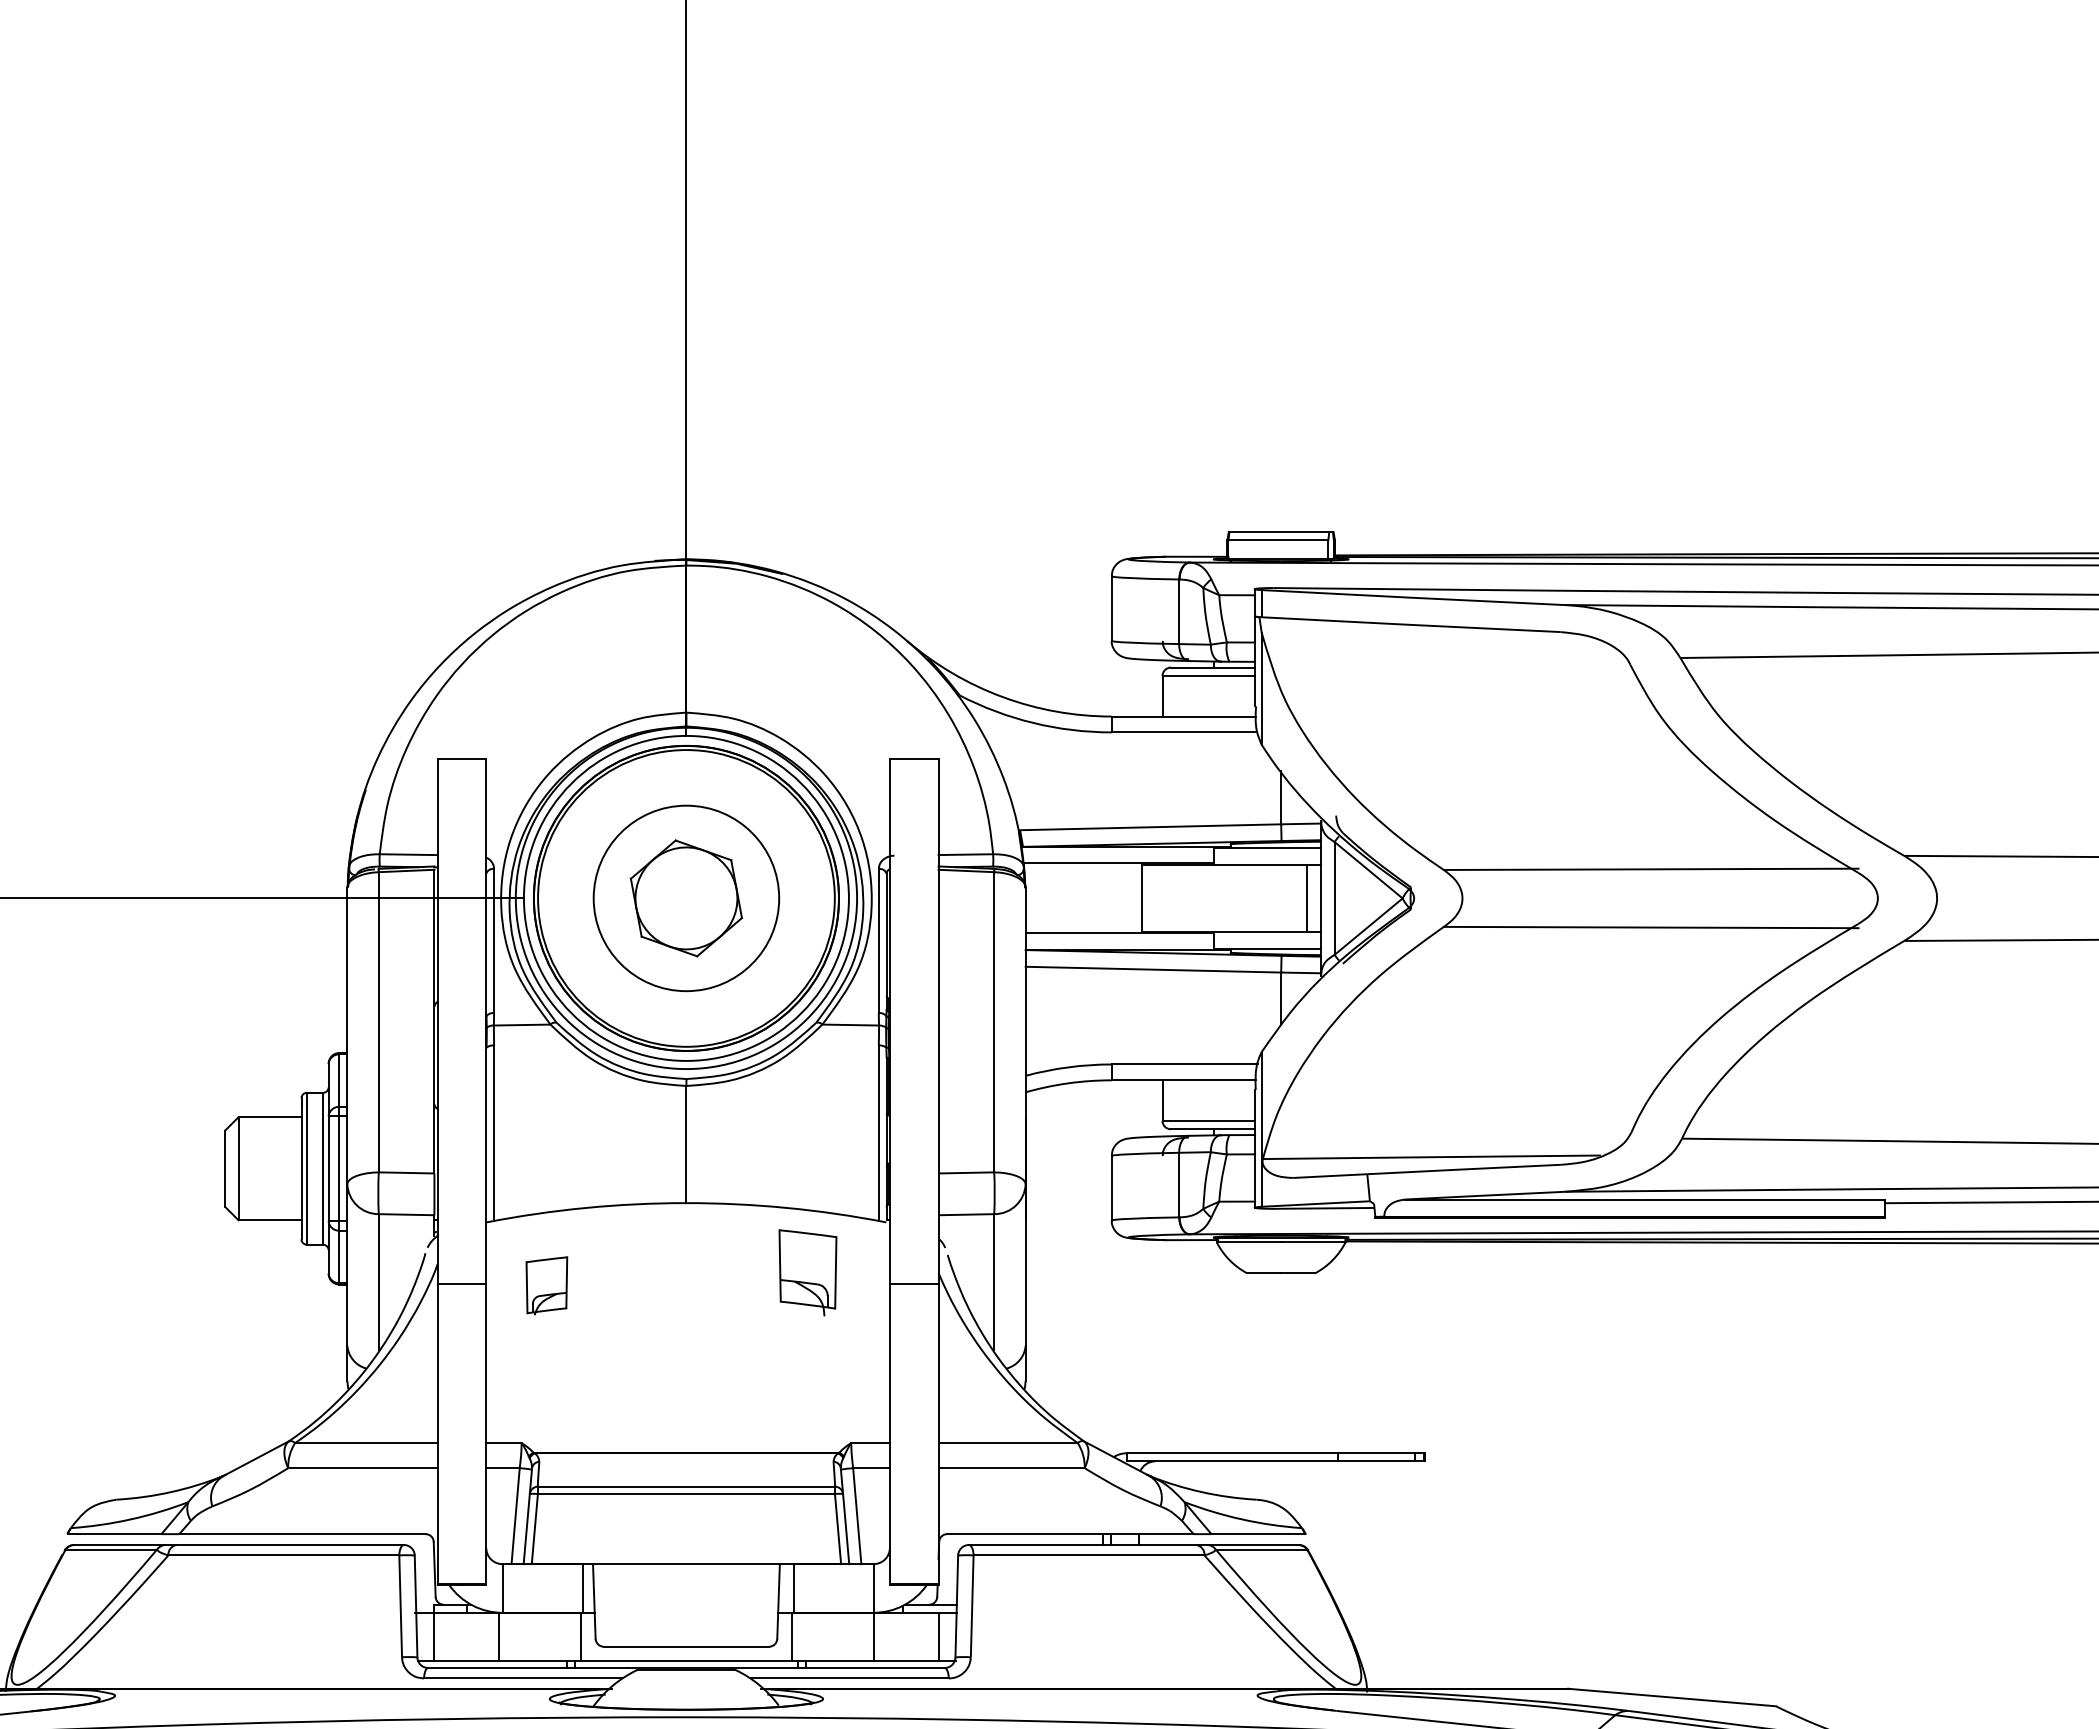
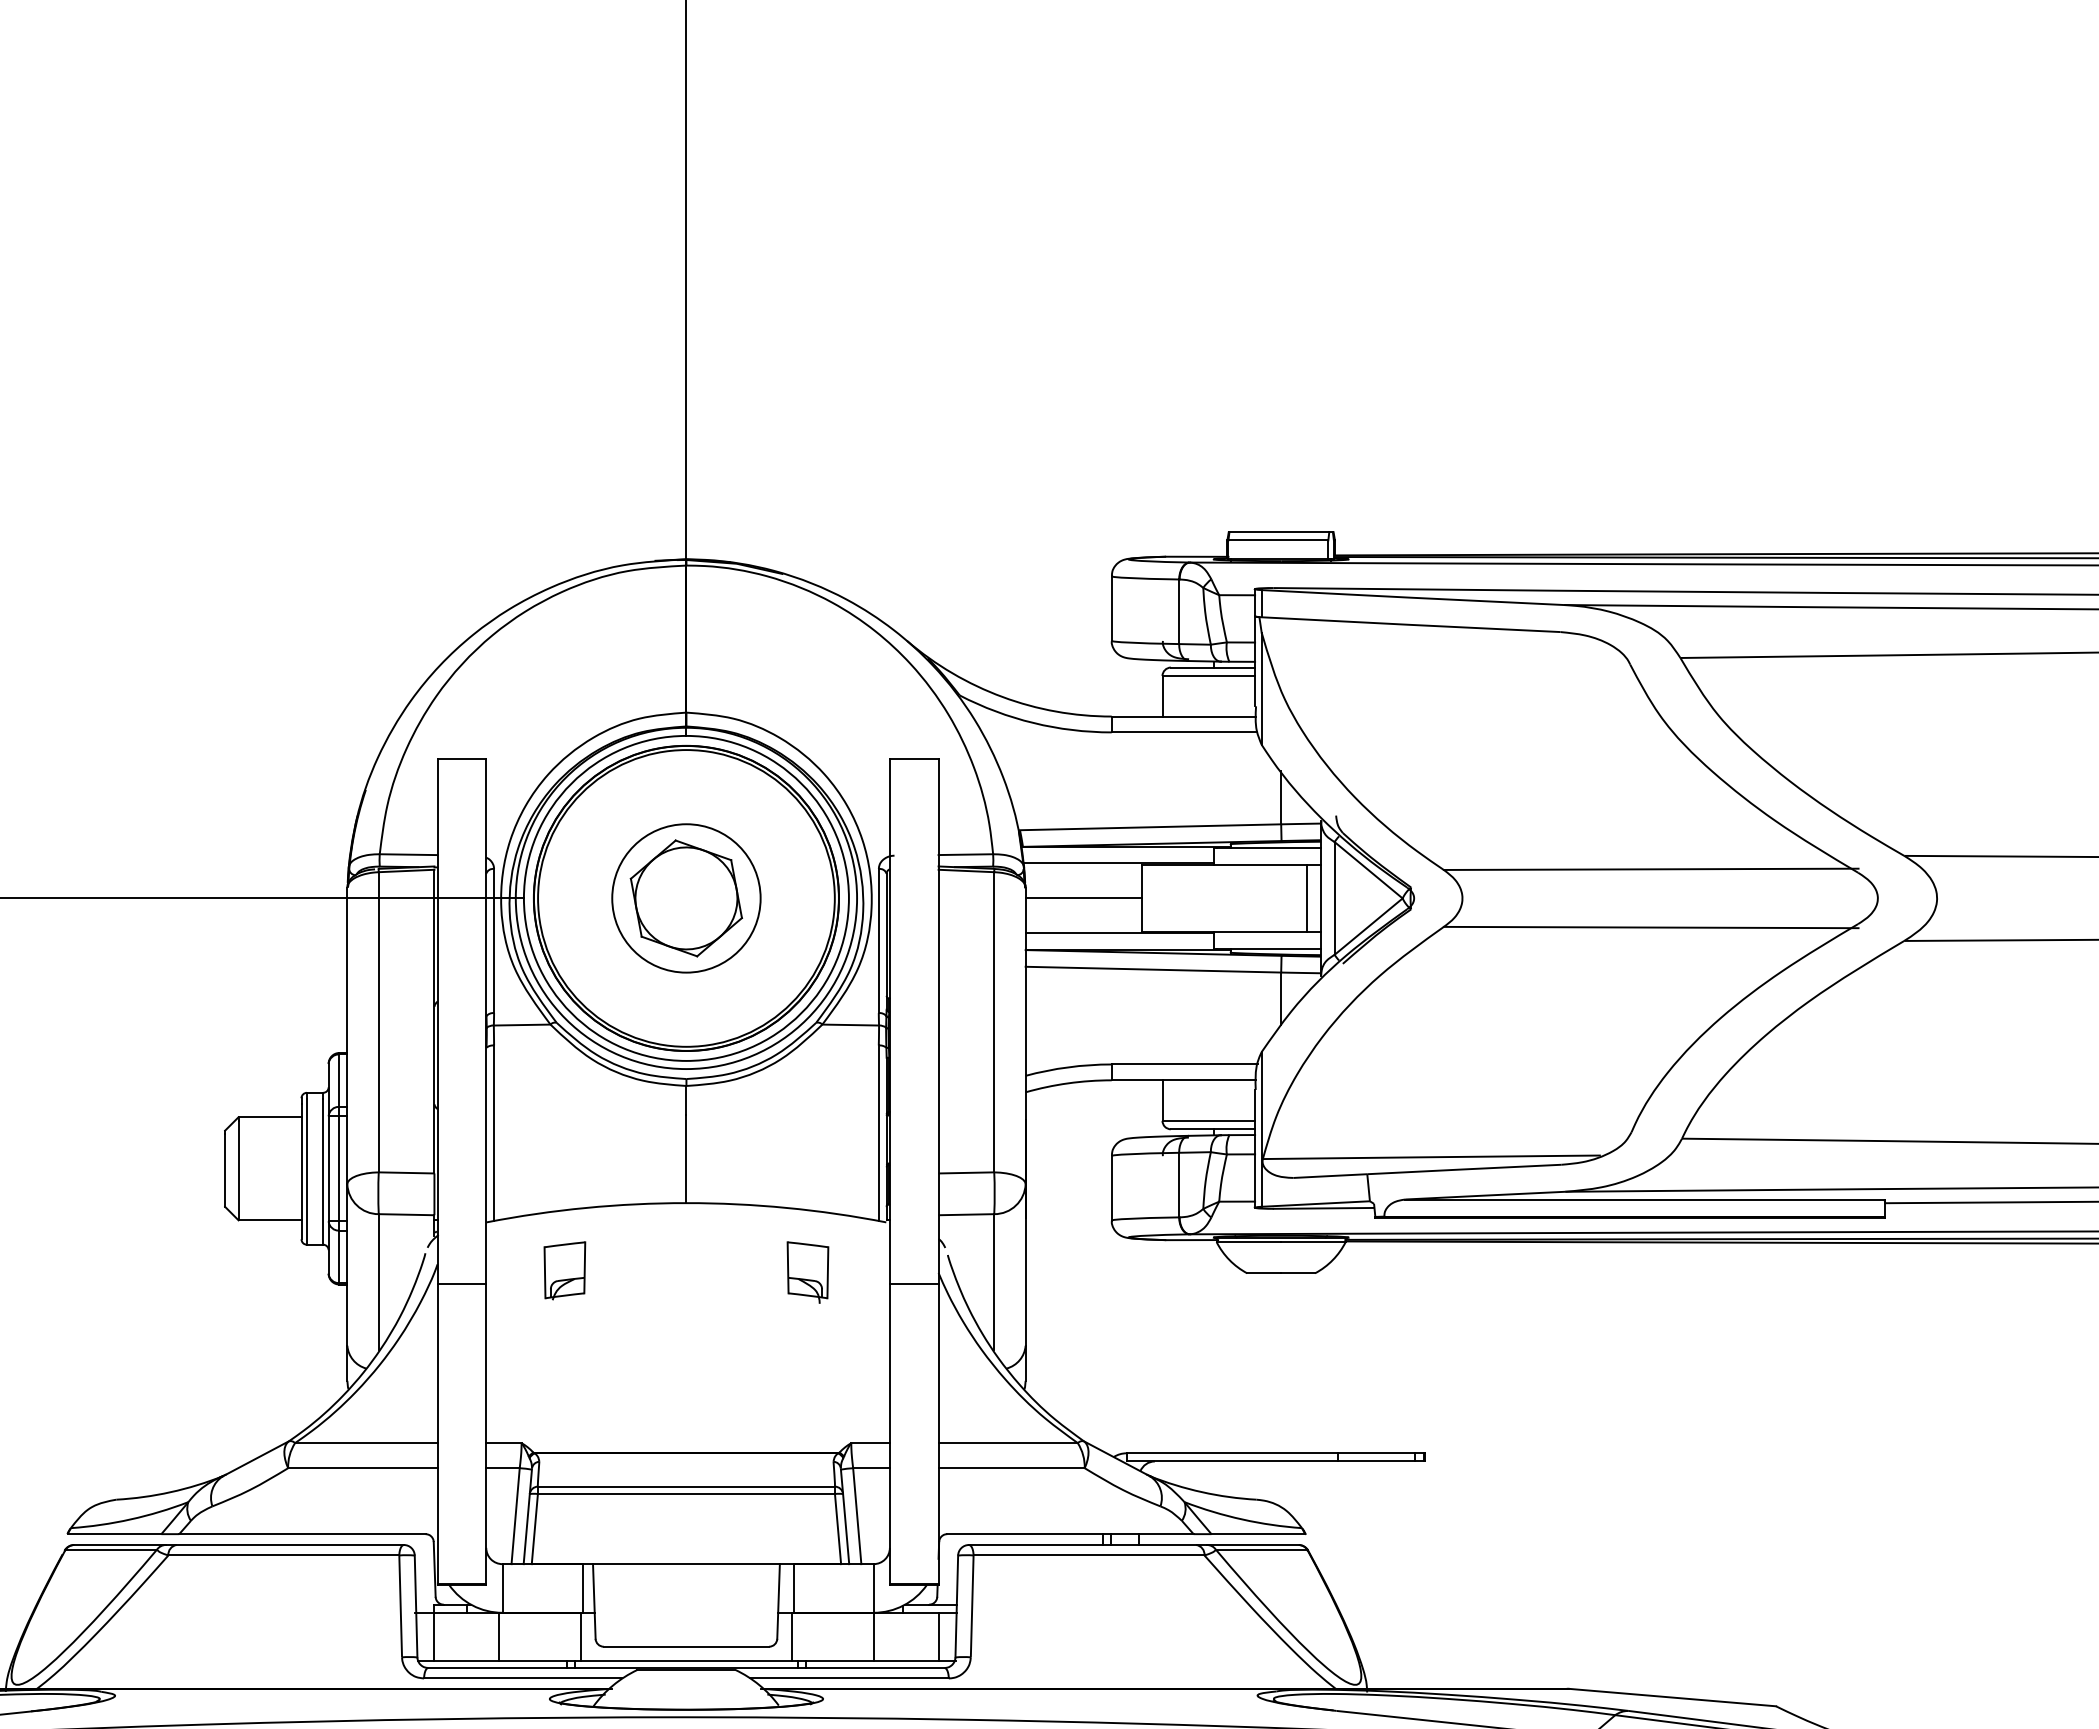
circle diameter: 185 px -> 148 px (686, 898)
line: none -> present (1083, 898)
part size: 60x88 px -> 44x63 px (807, 1272)
part position: (546, 1285) -> (564, 1270) (564, 1270)
